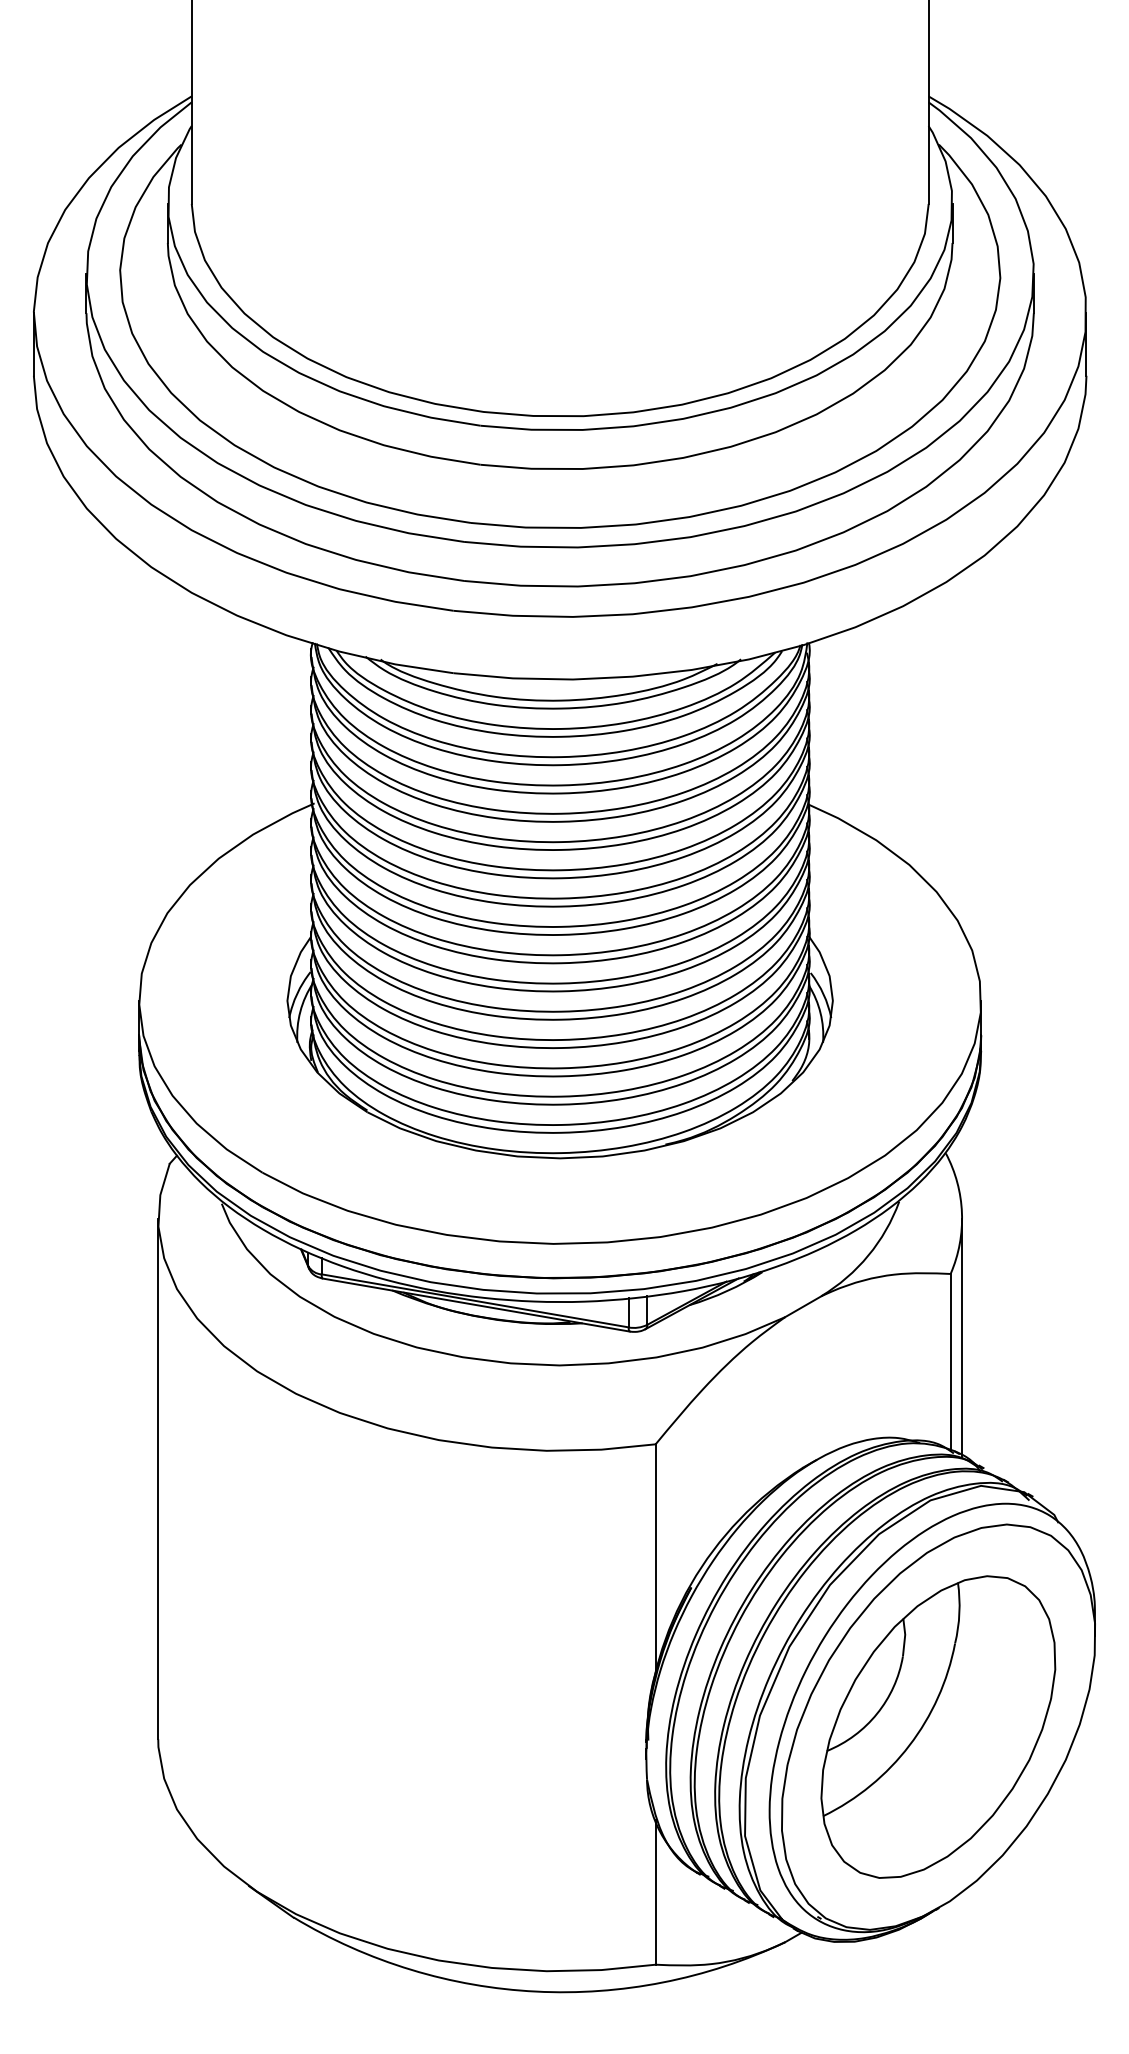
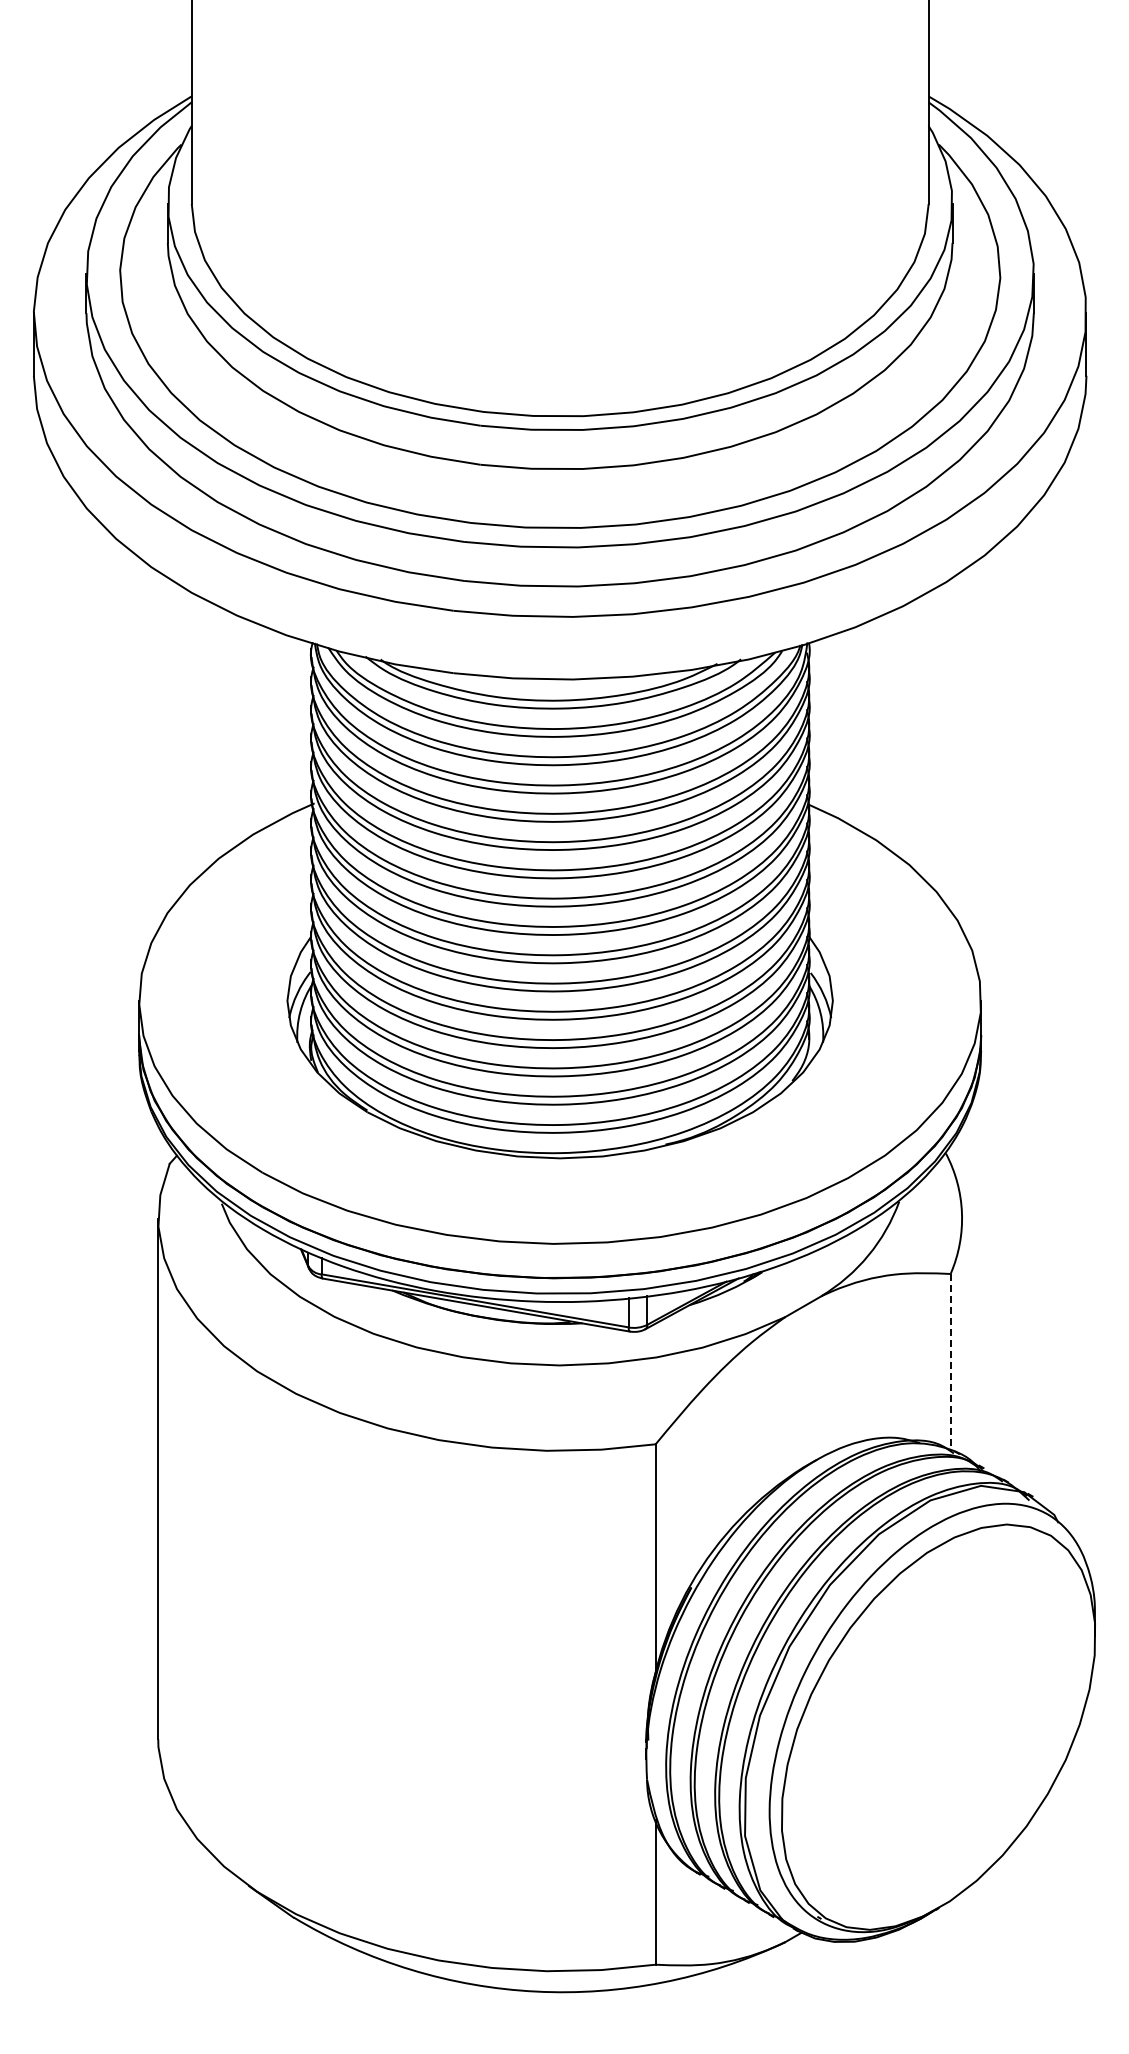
line: present -> none (962, 1338)
line: solid -> dashed (950, 1362)
part: present -> none (938, 1726)
